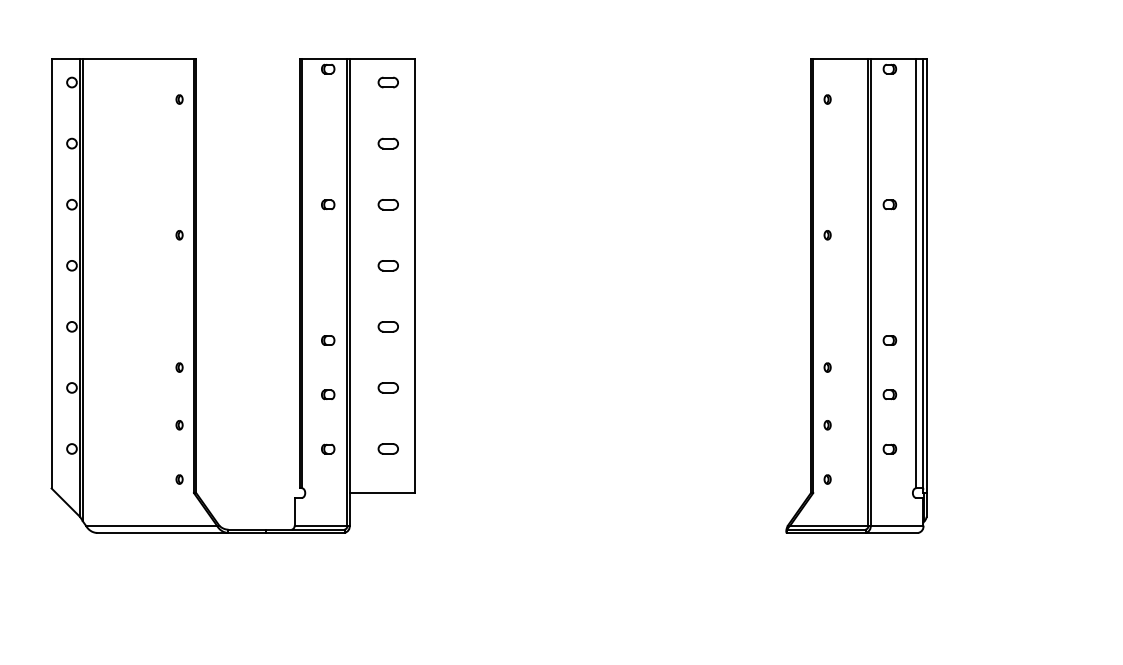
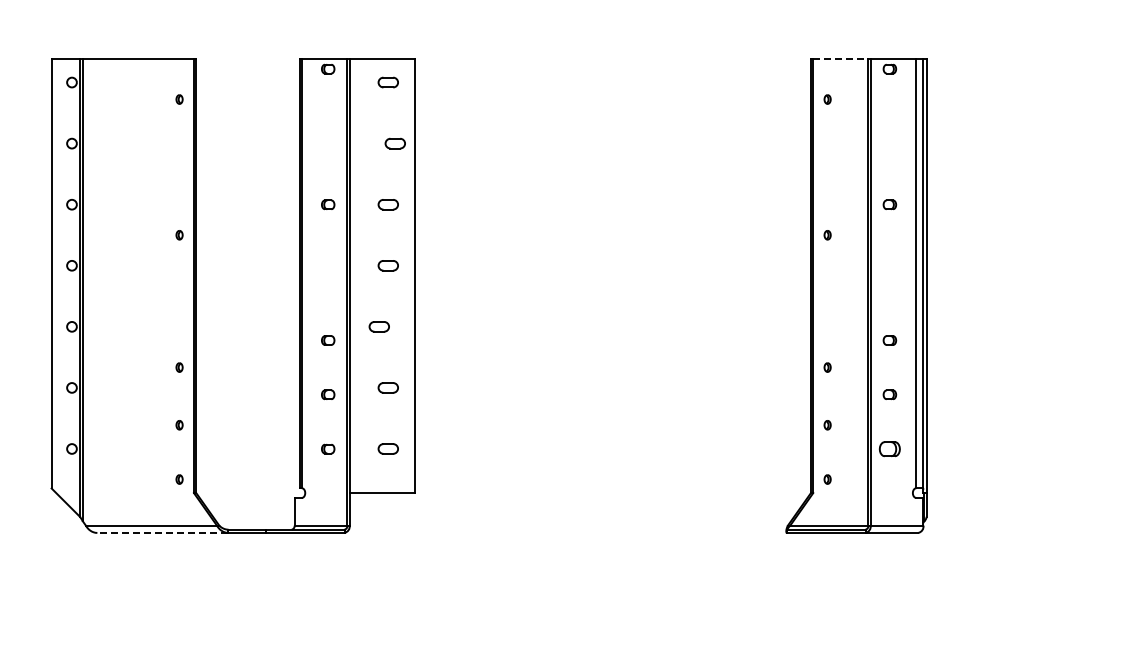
line: solid -> dashed (840, 58)
part position: (387, 143) -> (394, 143) (394, 143)
part position: (387, 326) -> (378, 326) (378, 326)
part size: 16x12 px -> 23x17 px (889, 449)
line: solid -> dashed (162, 532)
